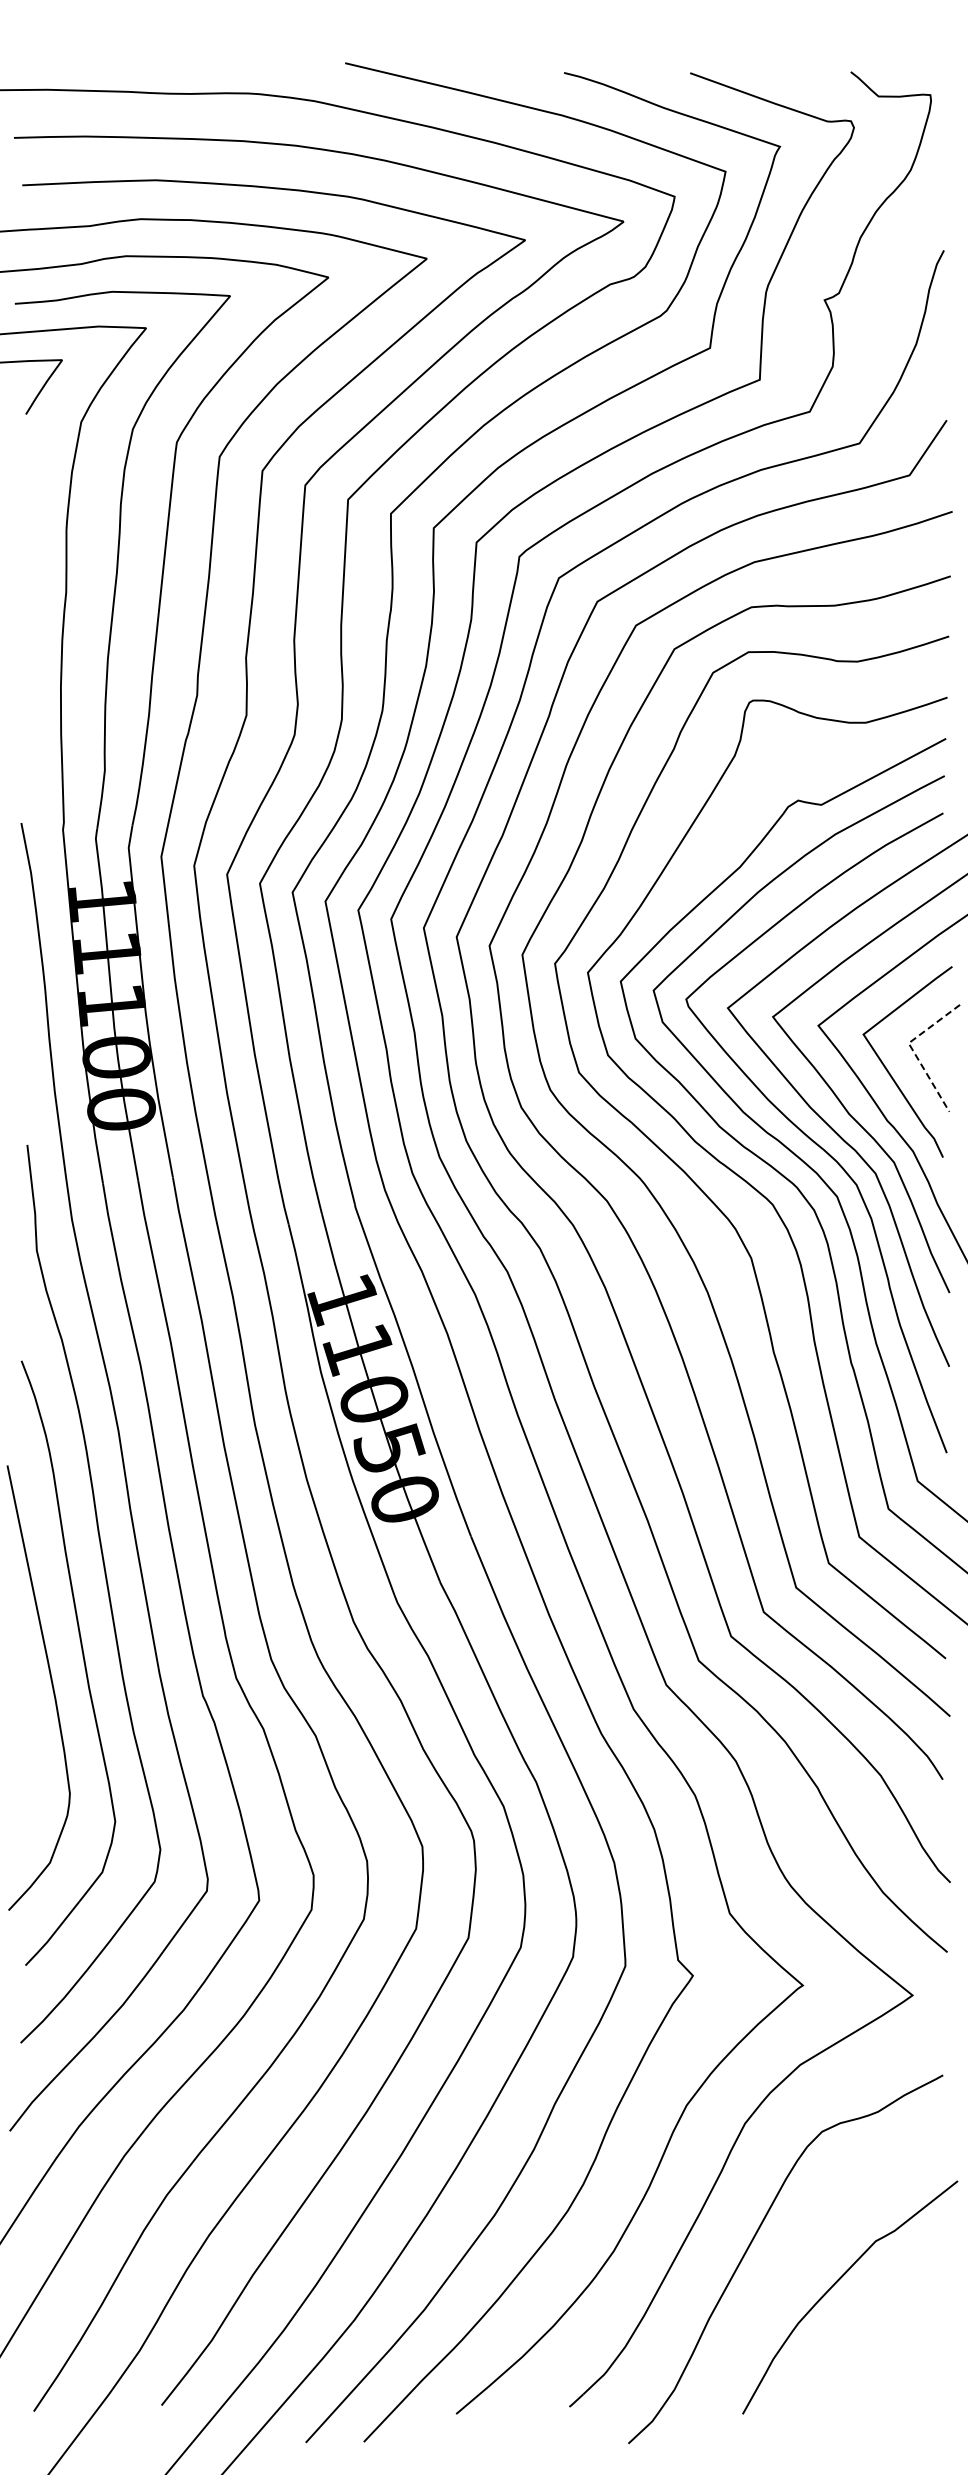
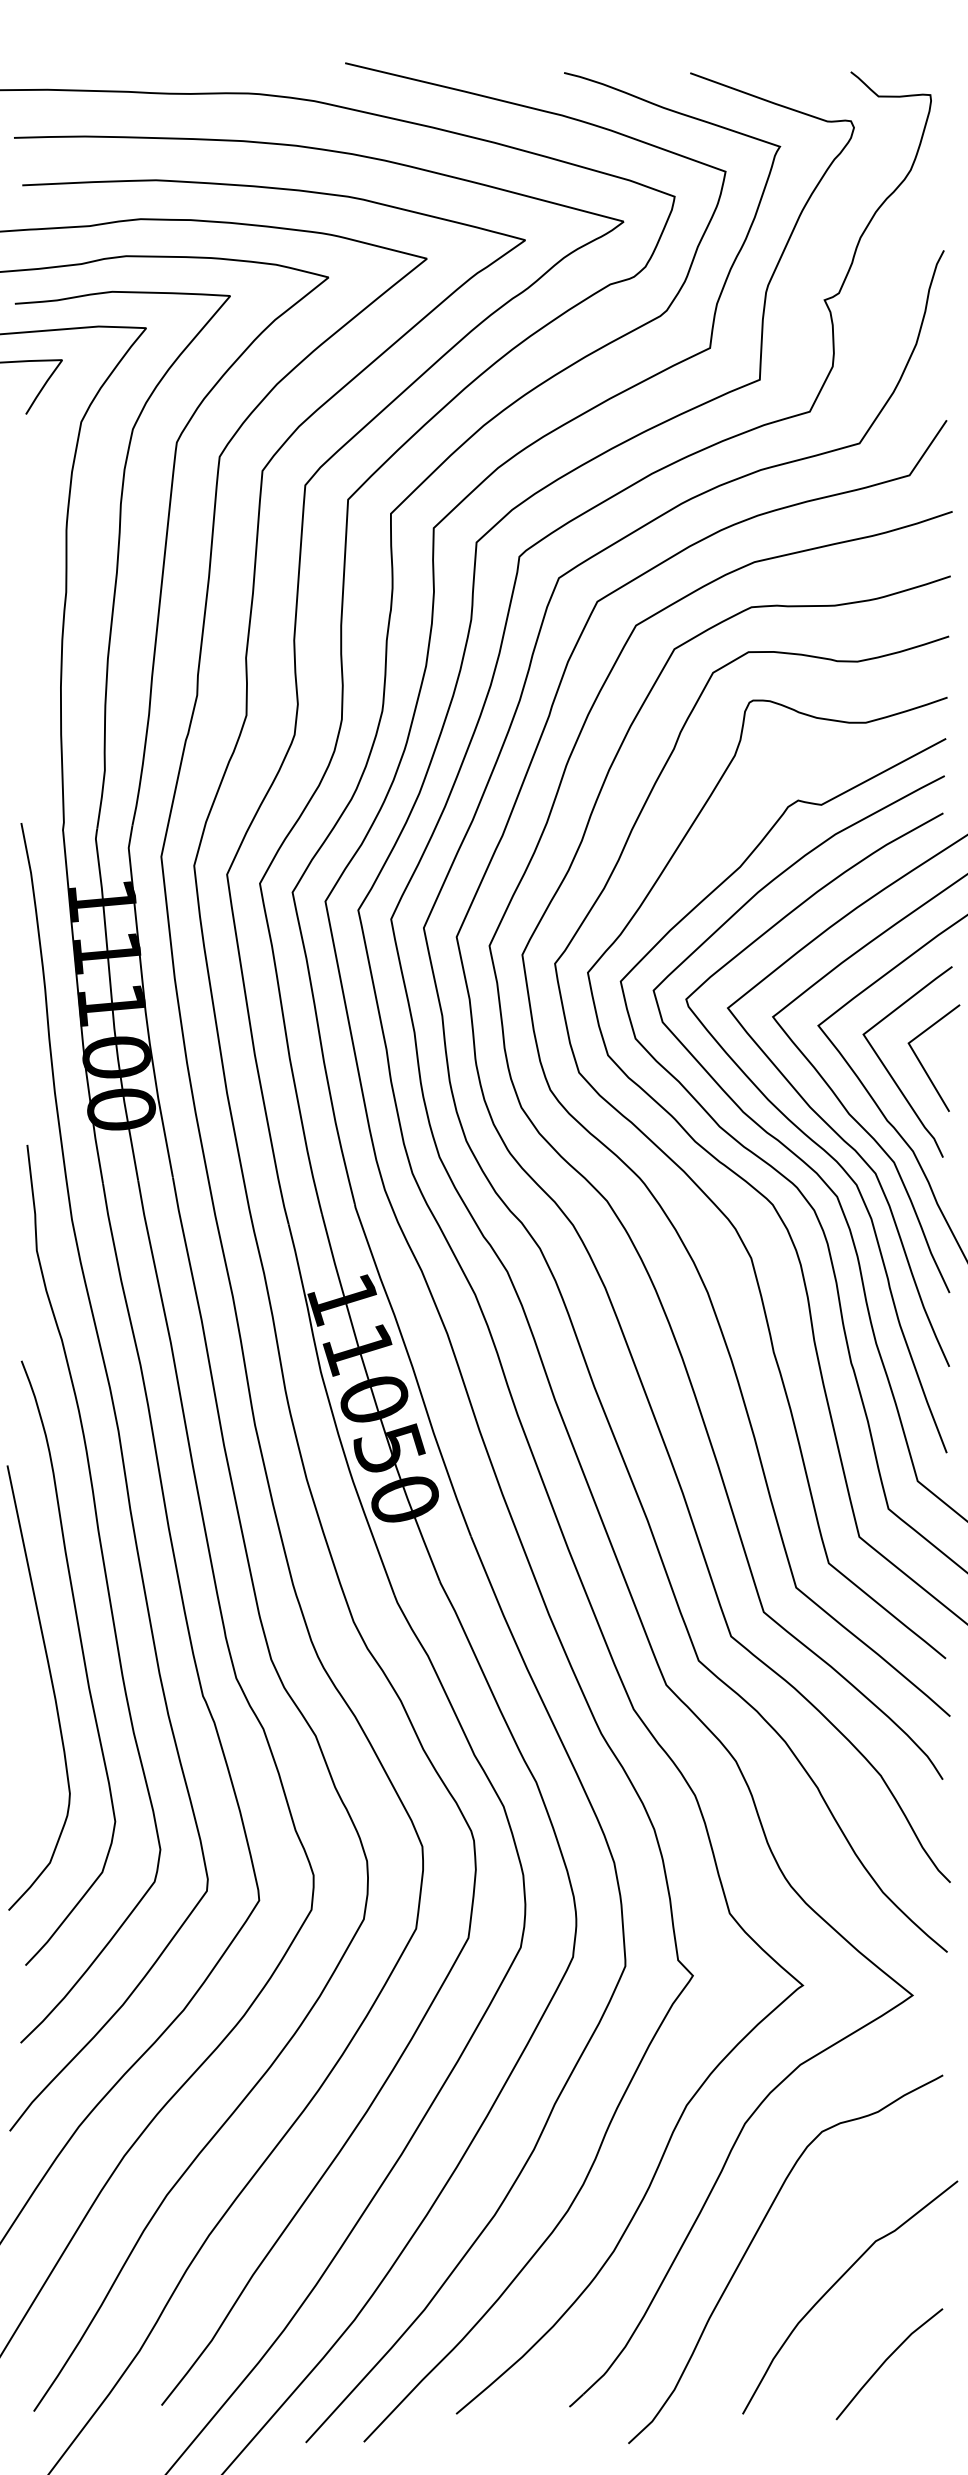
line: dashed -> solid (912, 1049)
line: none -> present (886, 2361)
